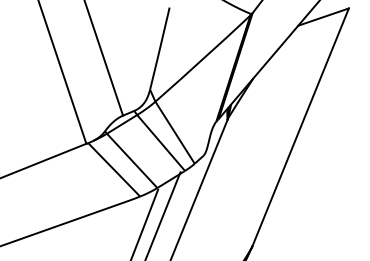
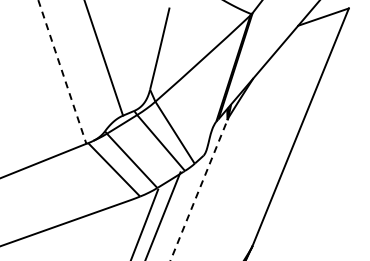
line: solid -> dashed (62, 72)
line: solid -> dashed (199, 190)
